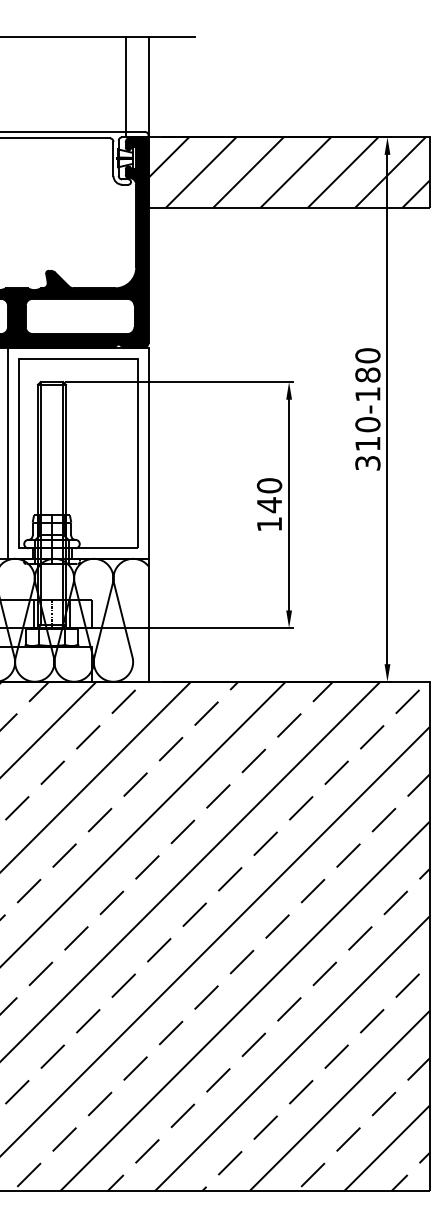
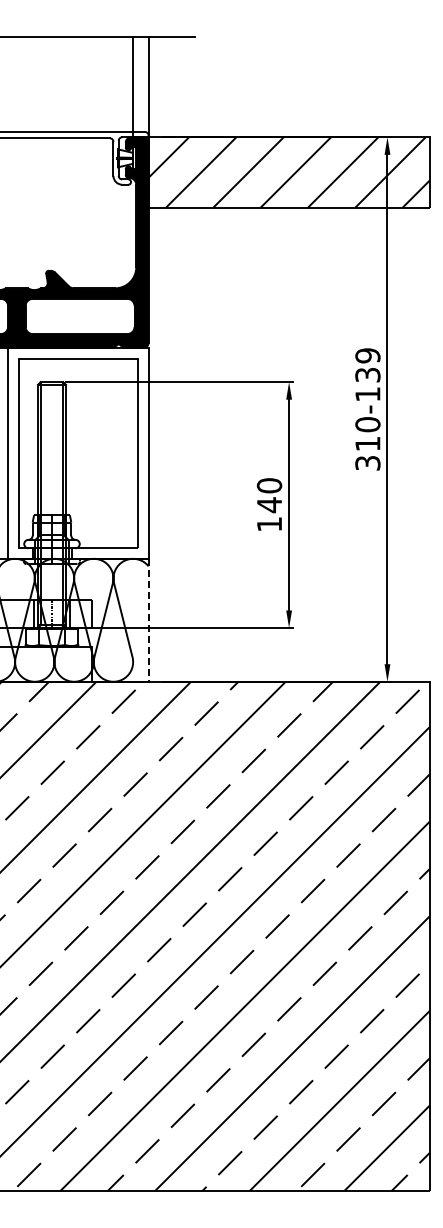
line position: (125, 86) -> (132, 86) (132, 86)
text: 310-180 -> 310-139 (367, 365)
line: solid -> dashed (148, 620)
